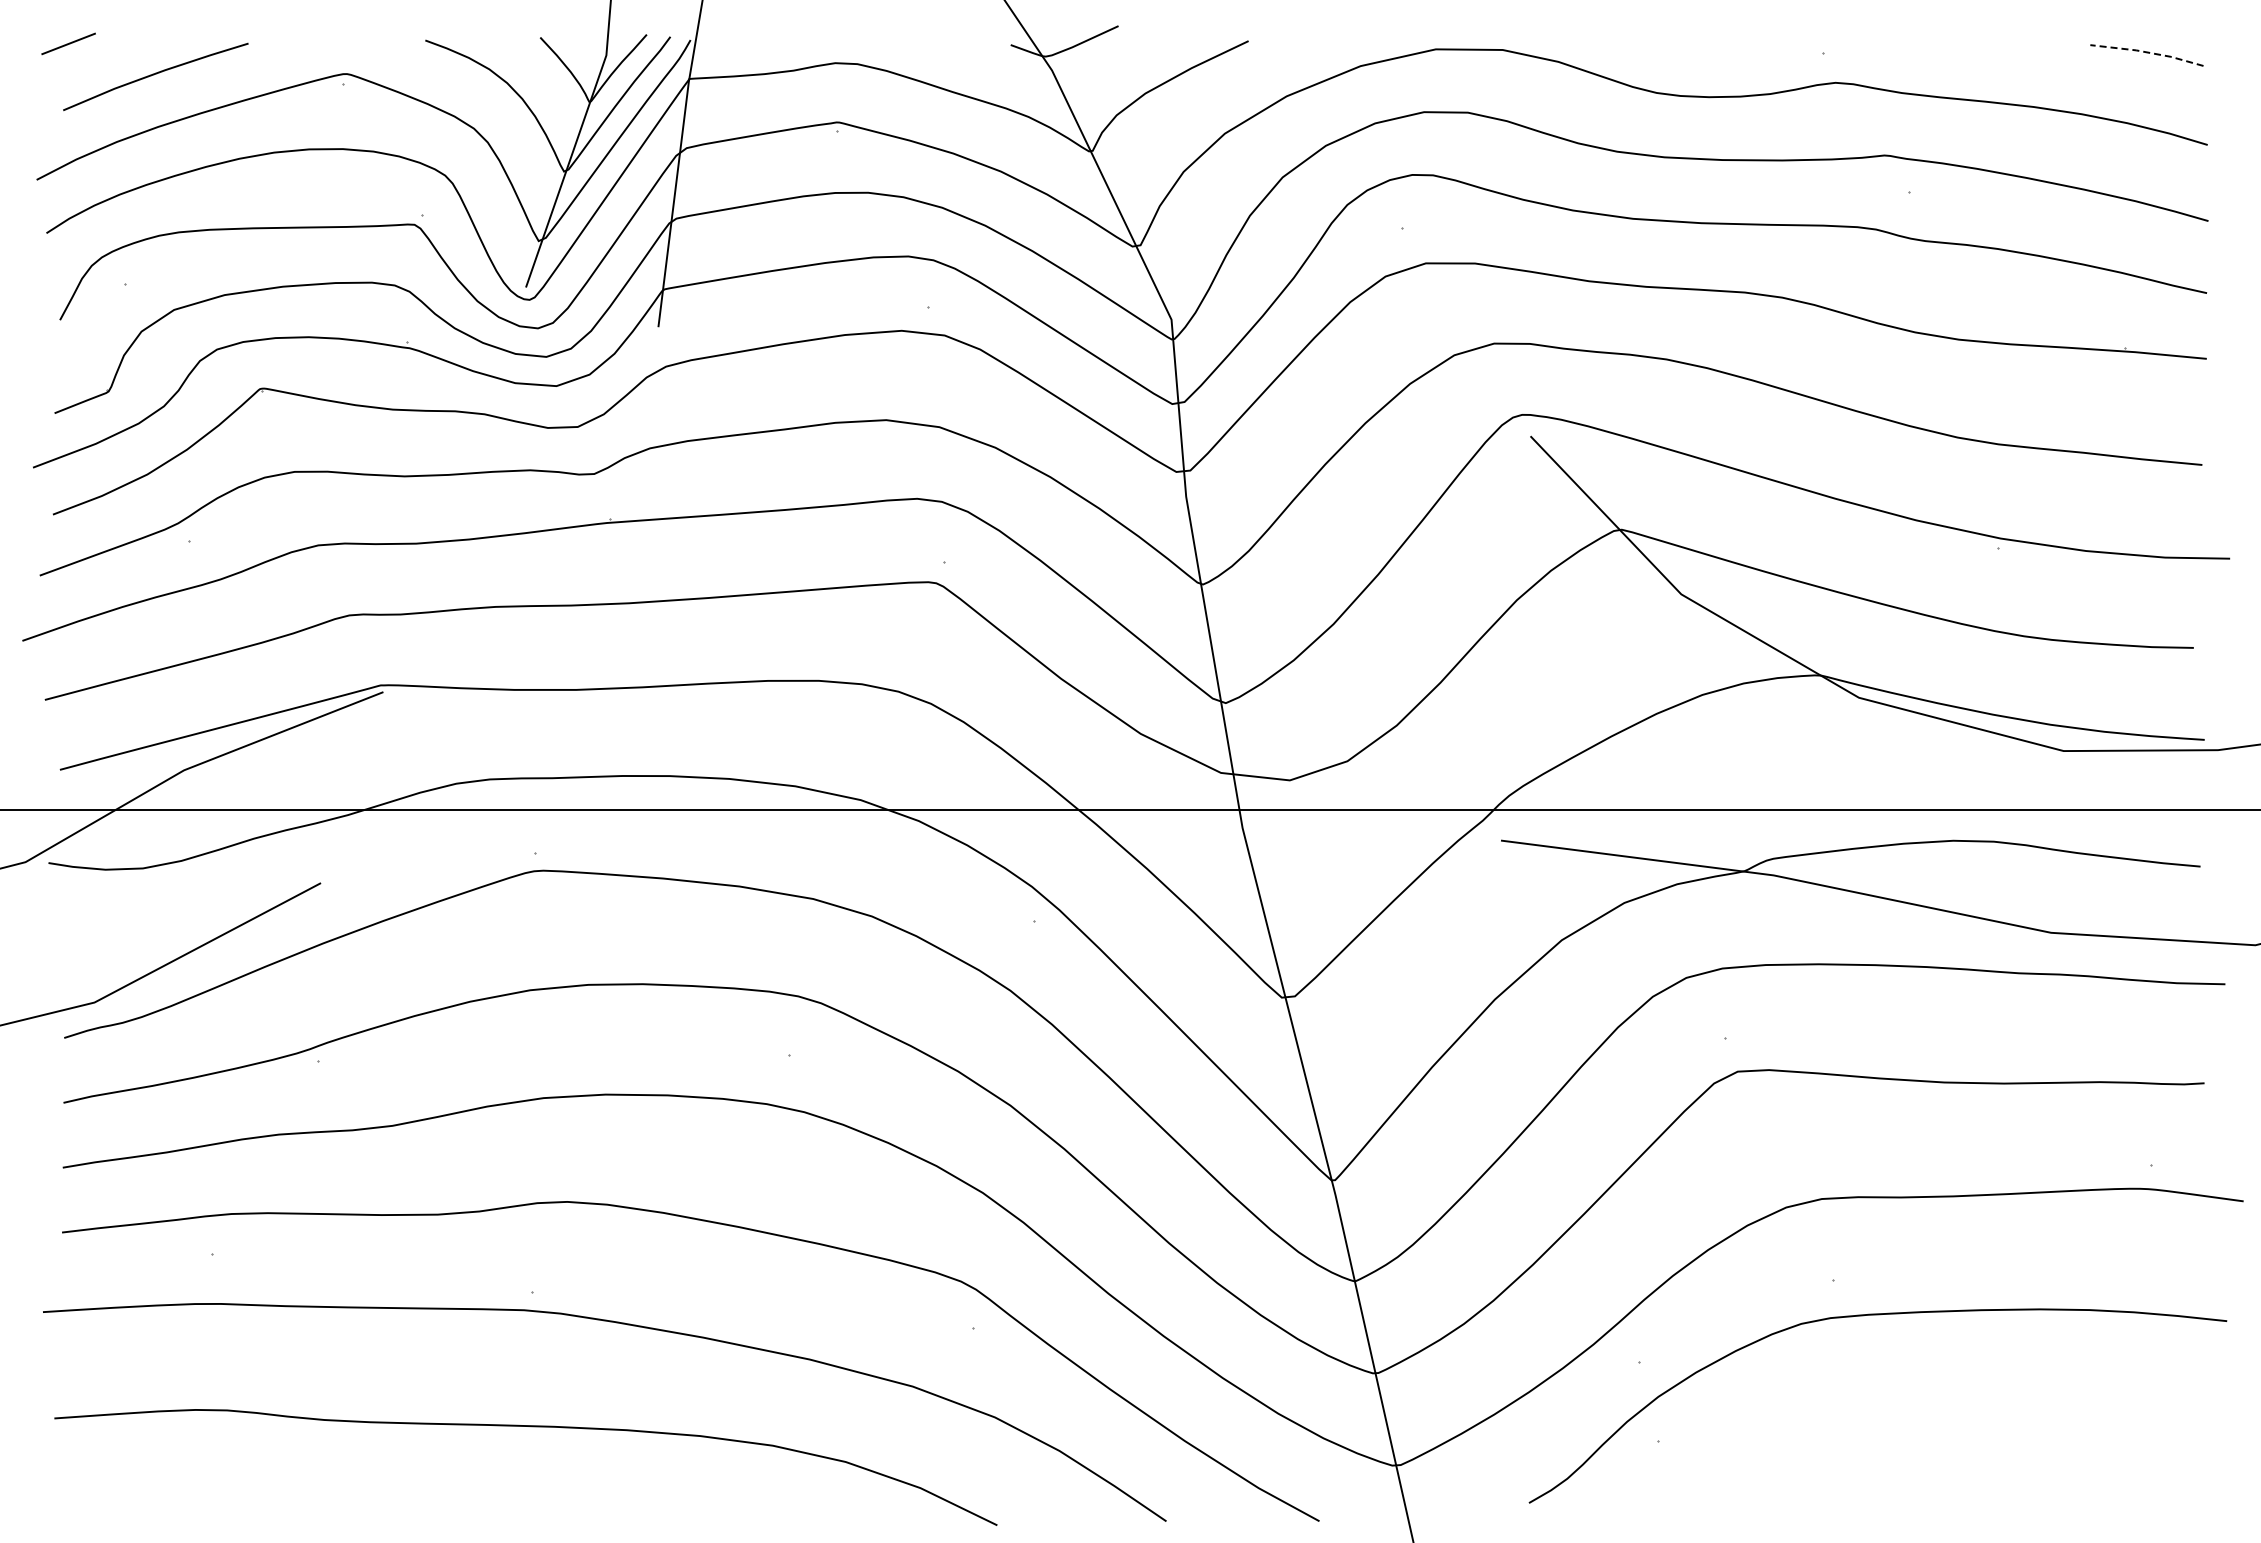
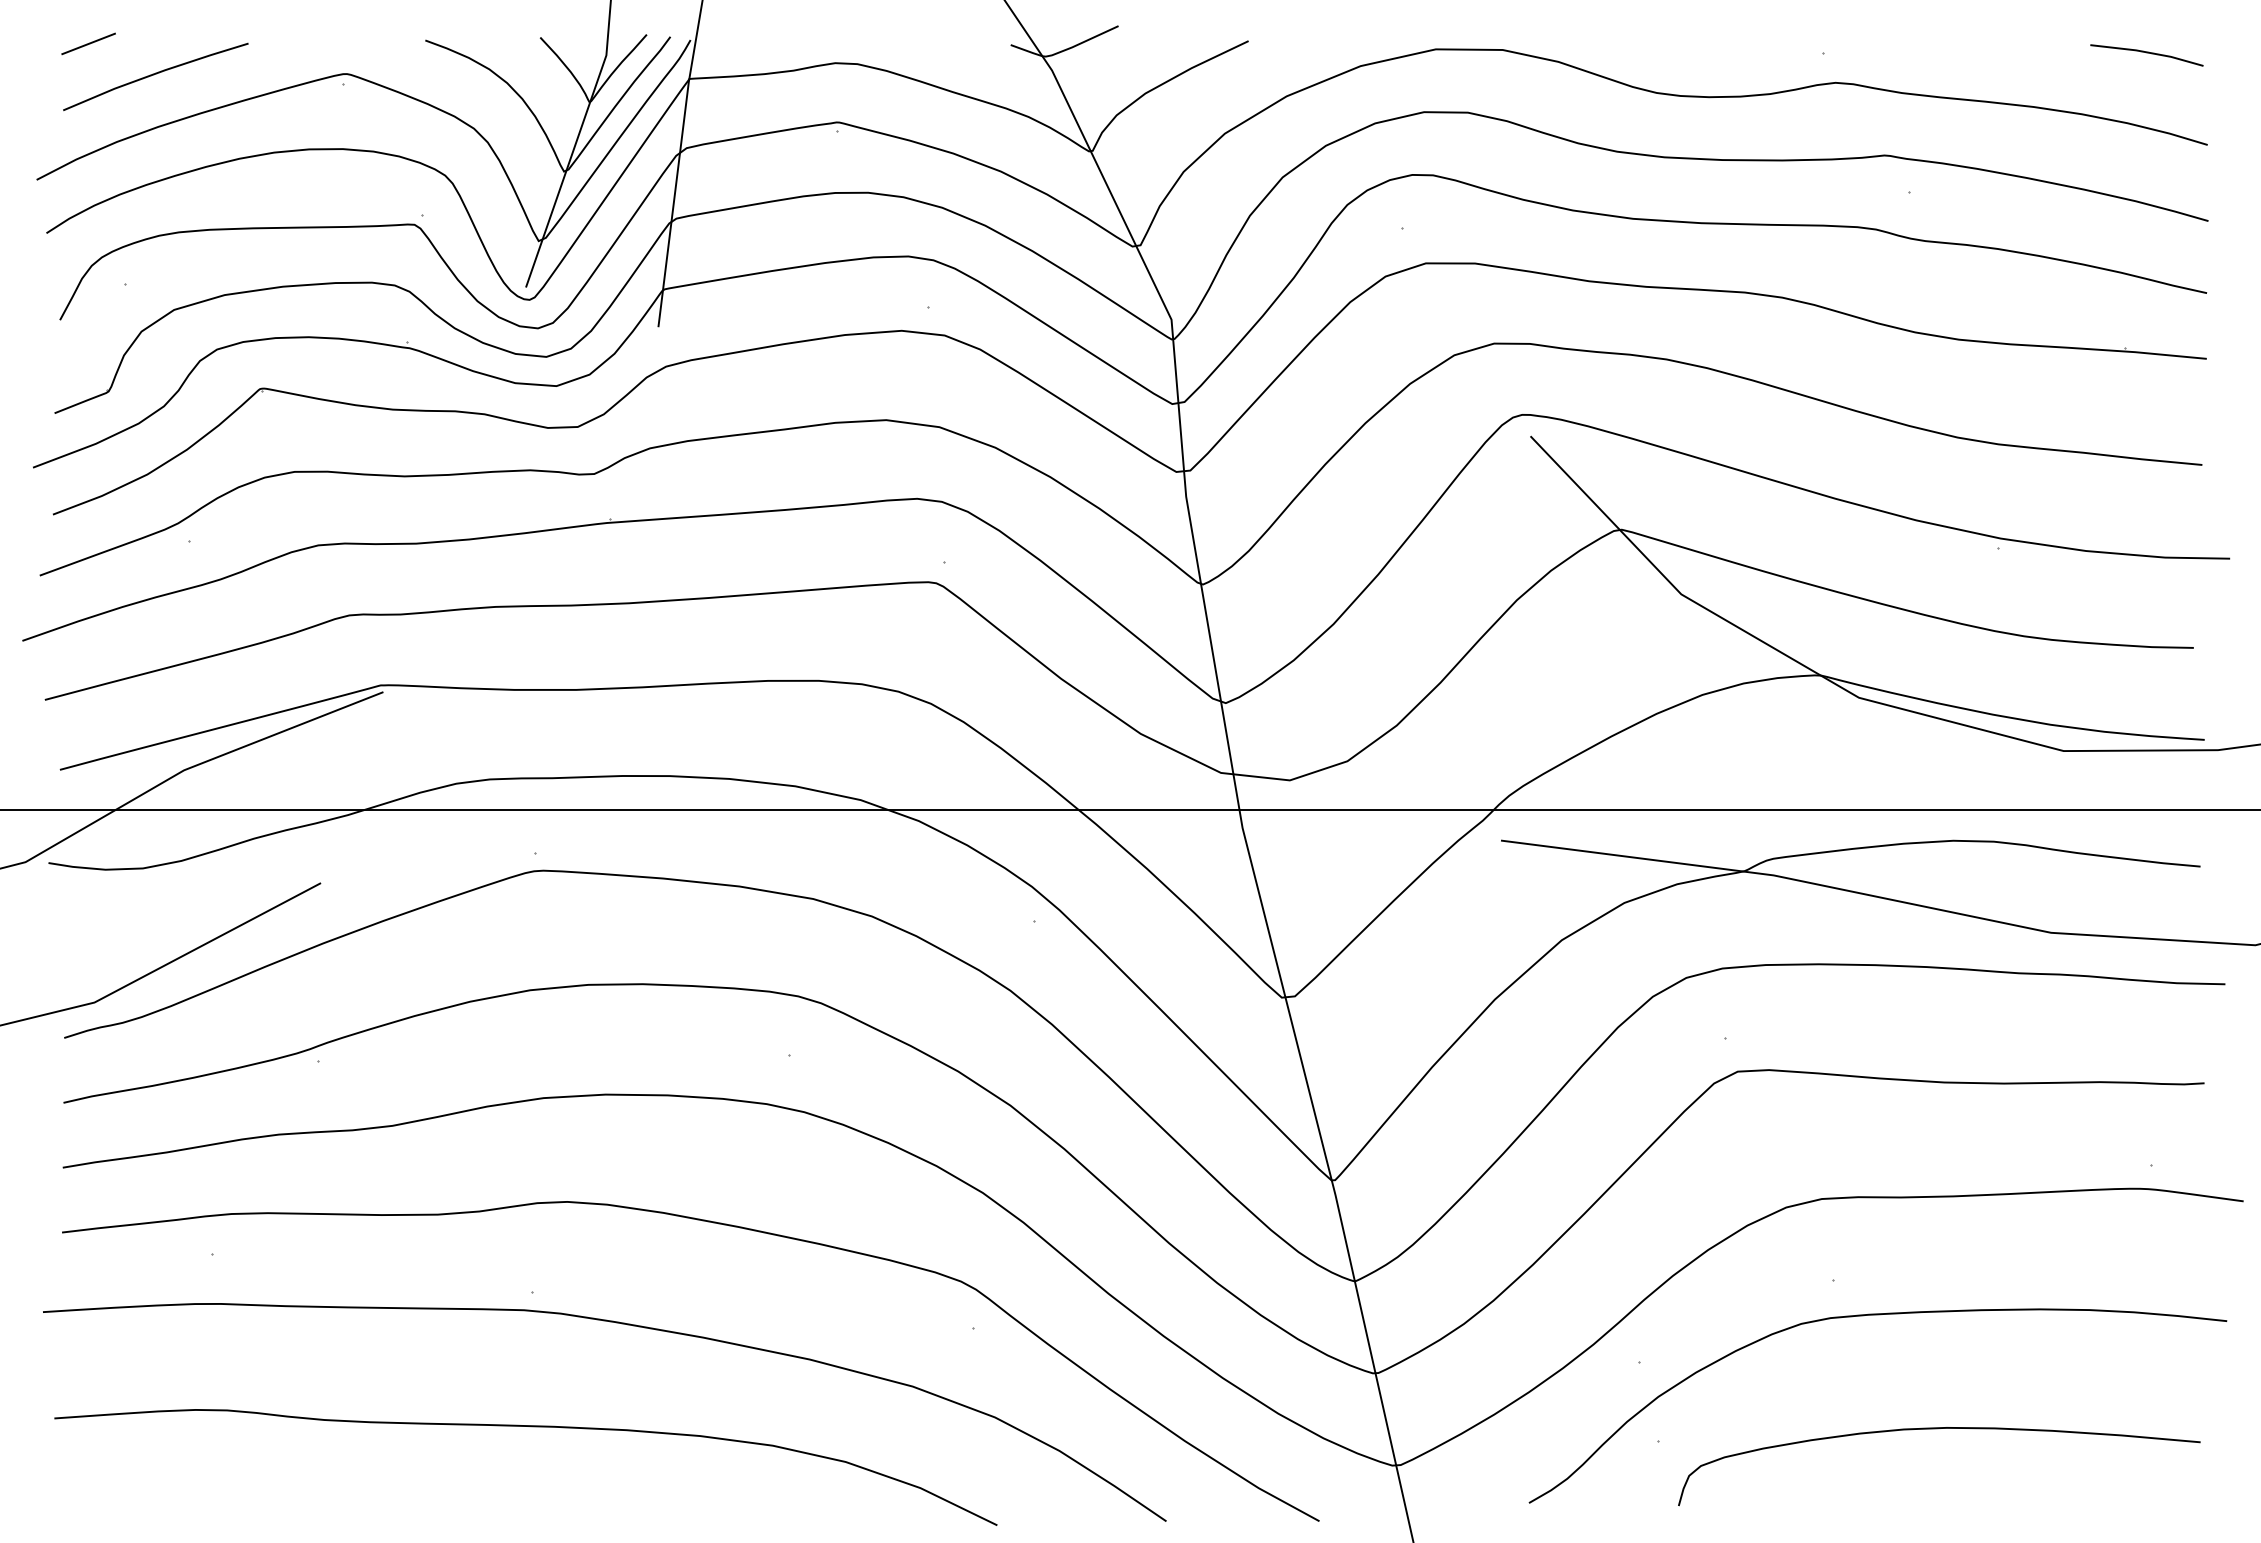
line position: (68, 43) -> (88, 43) (88, 43)
line: dashed -> solid (2146, 52)
curve: none -> present (1938, 1429)
